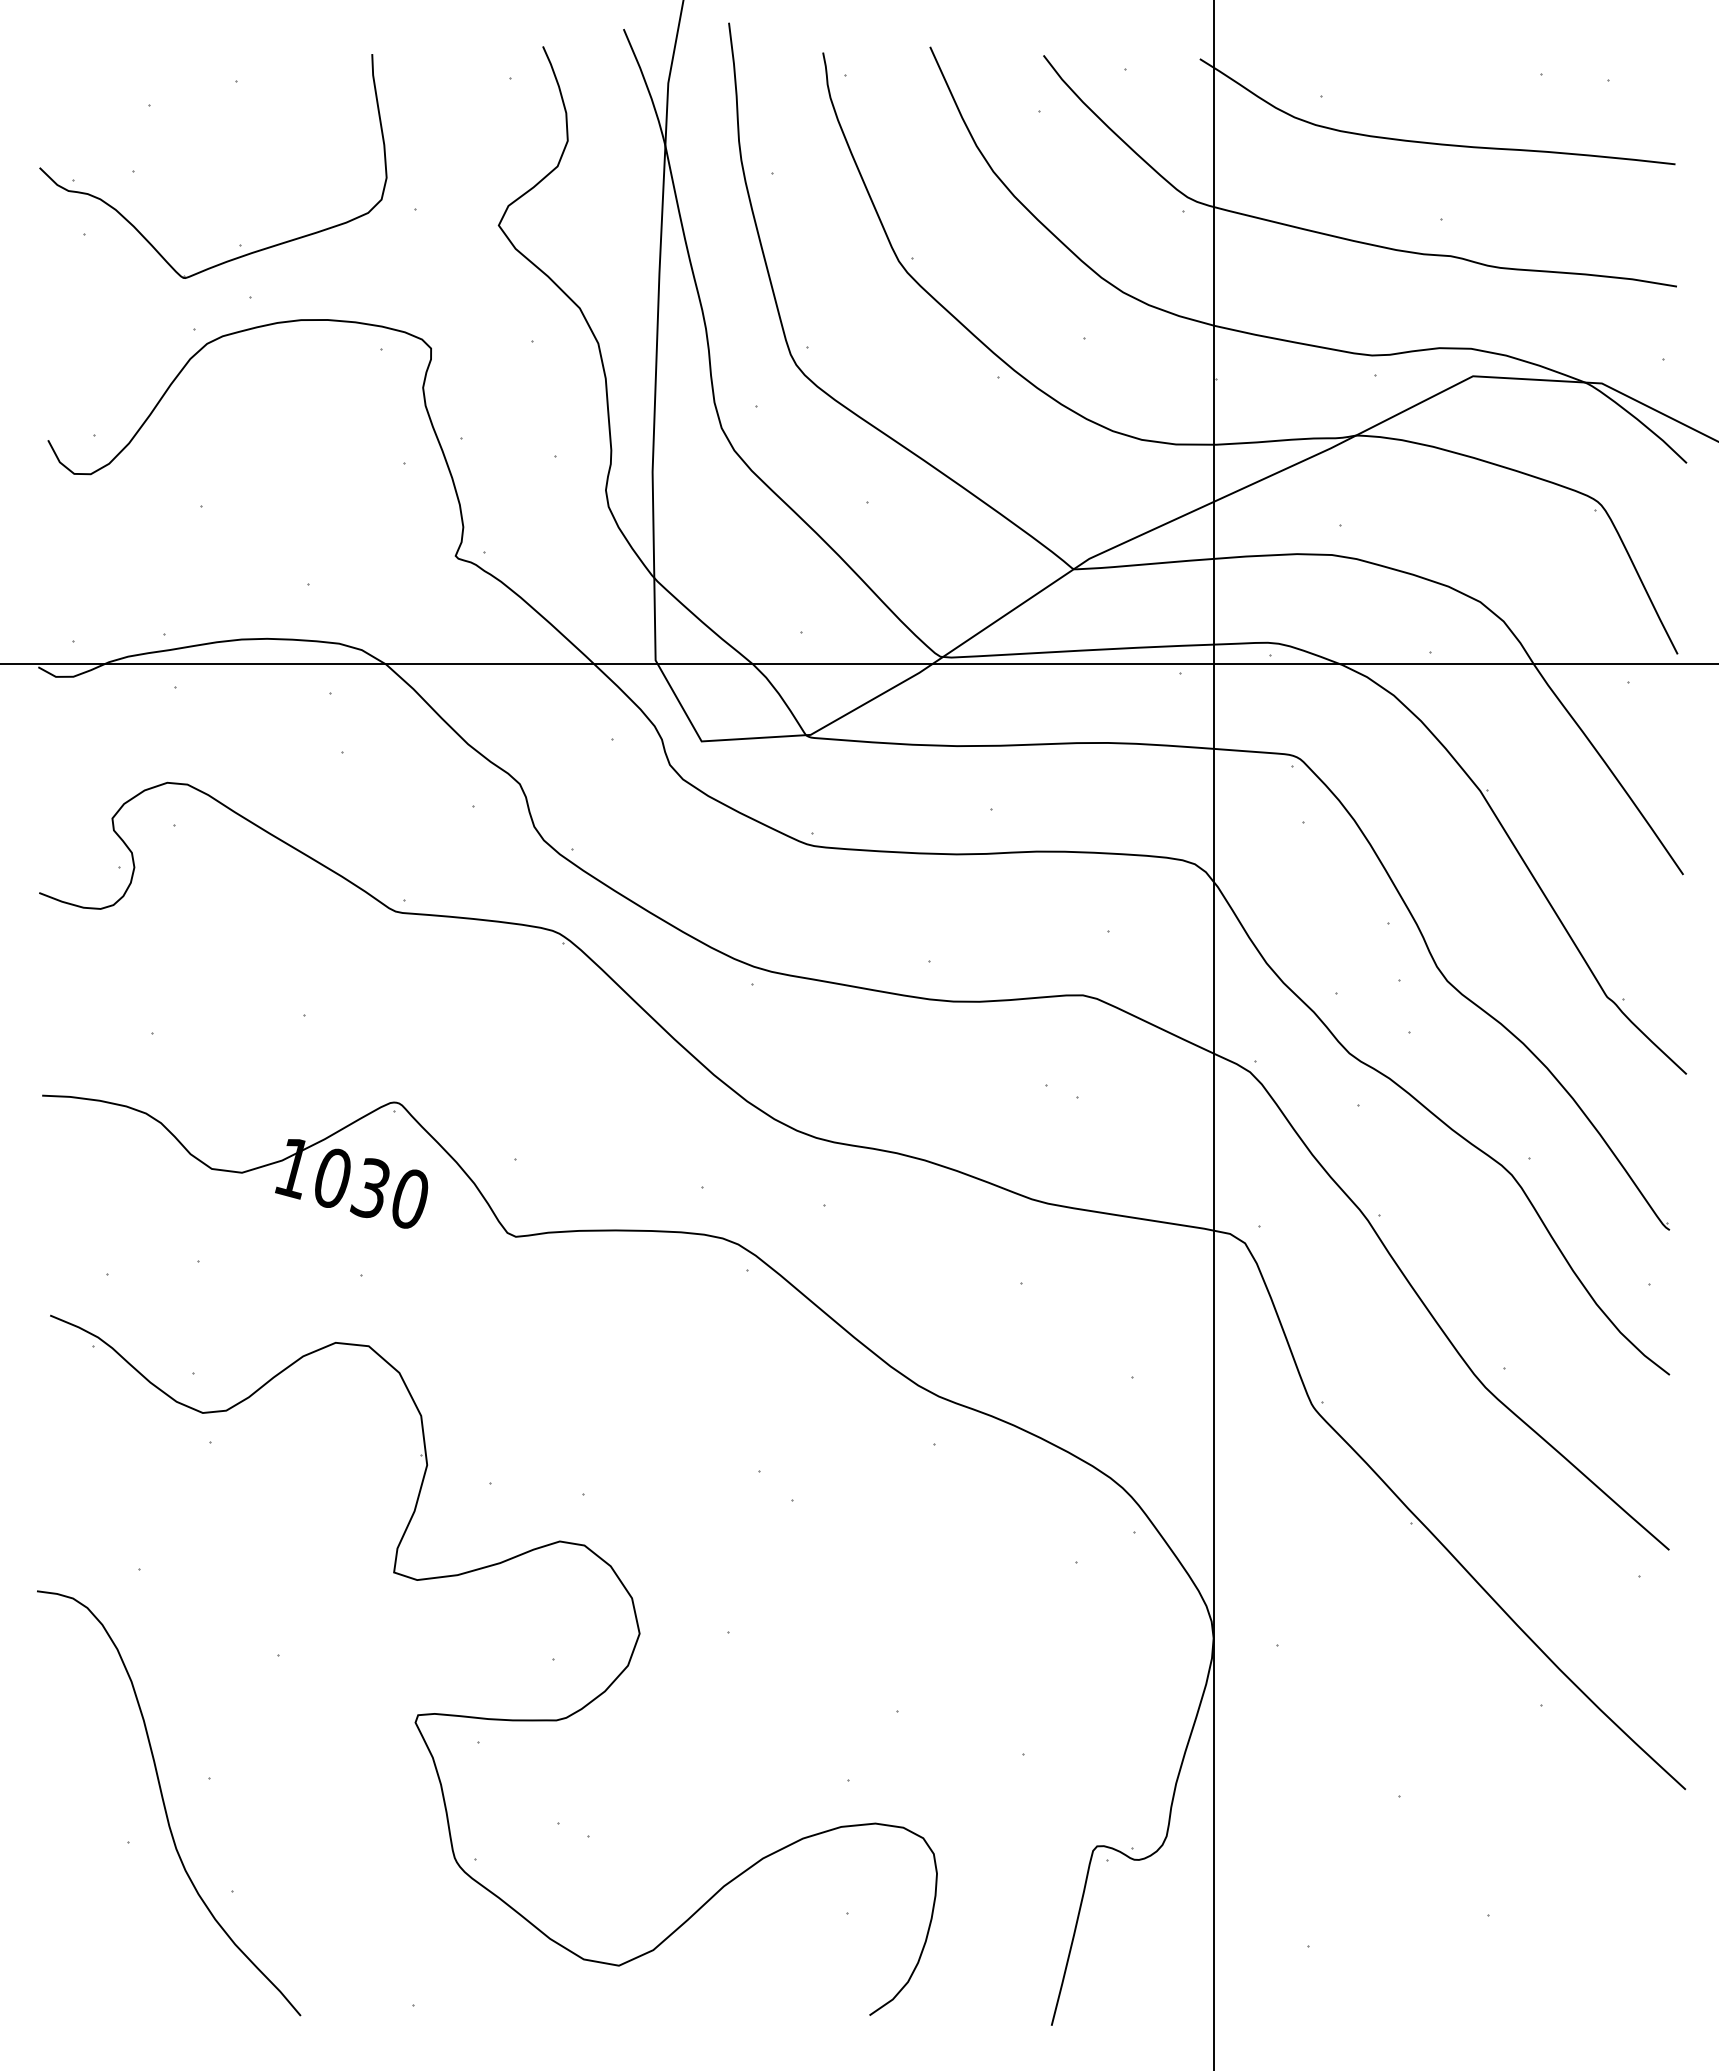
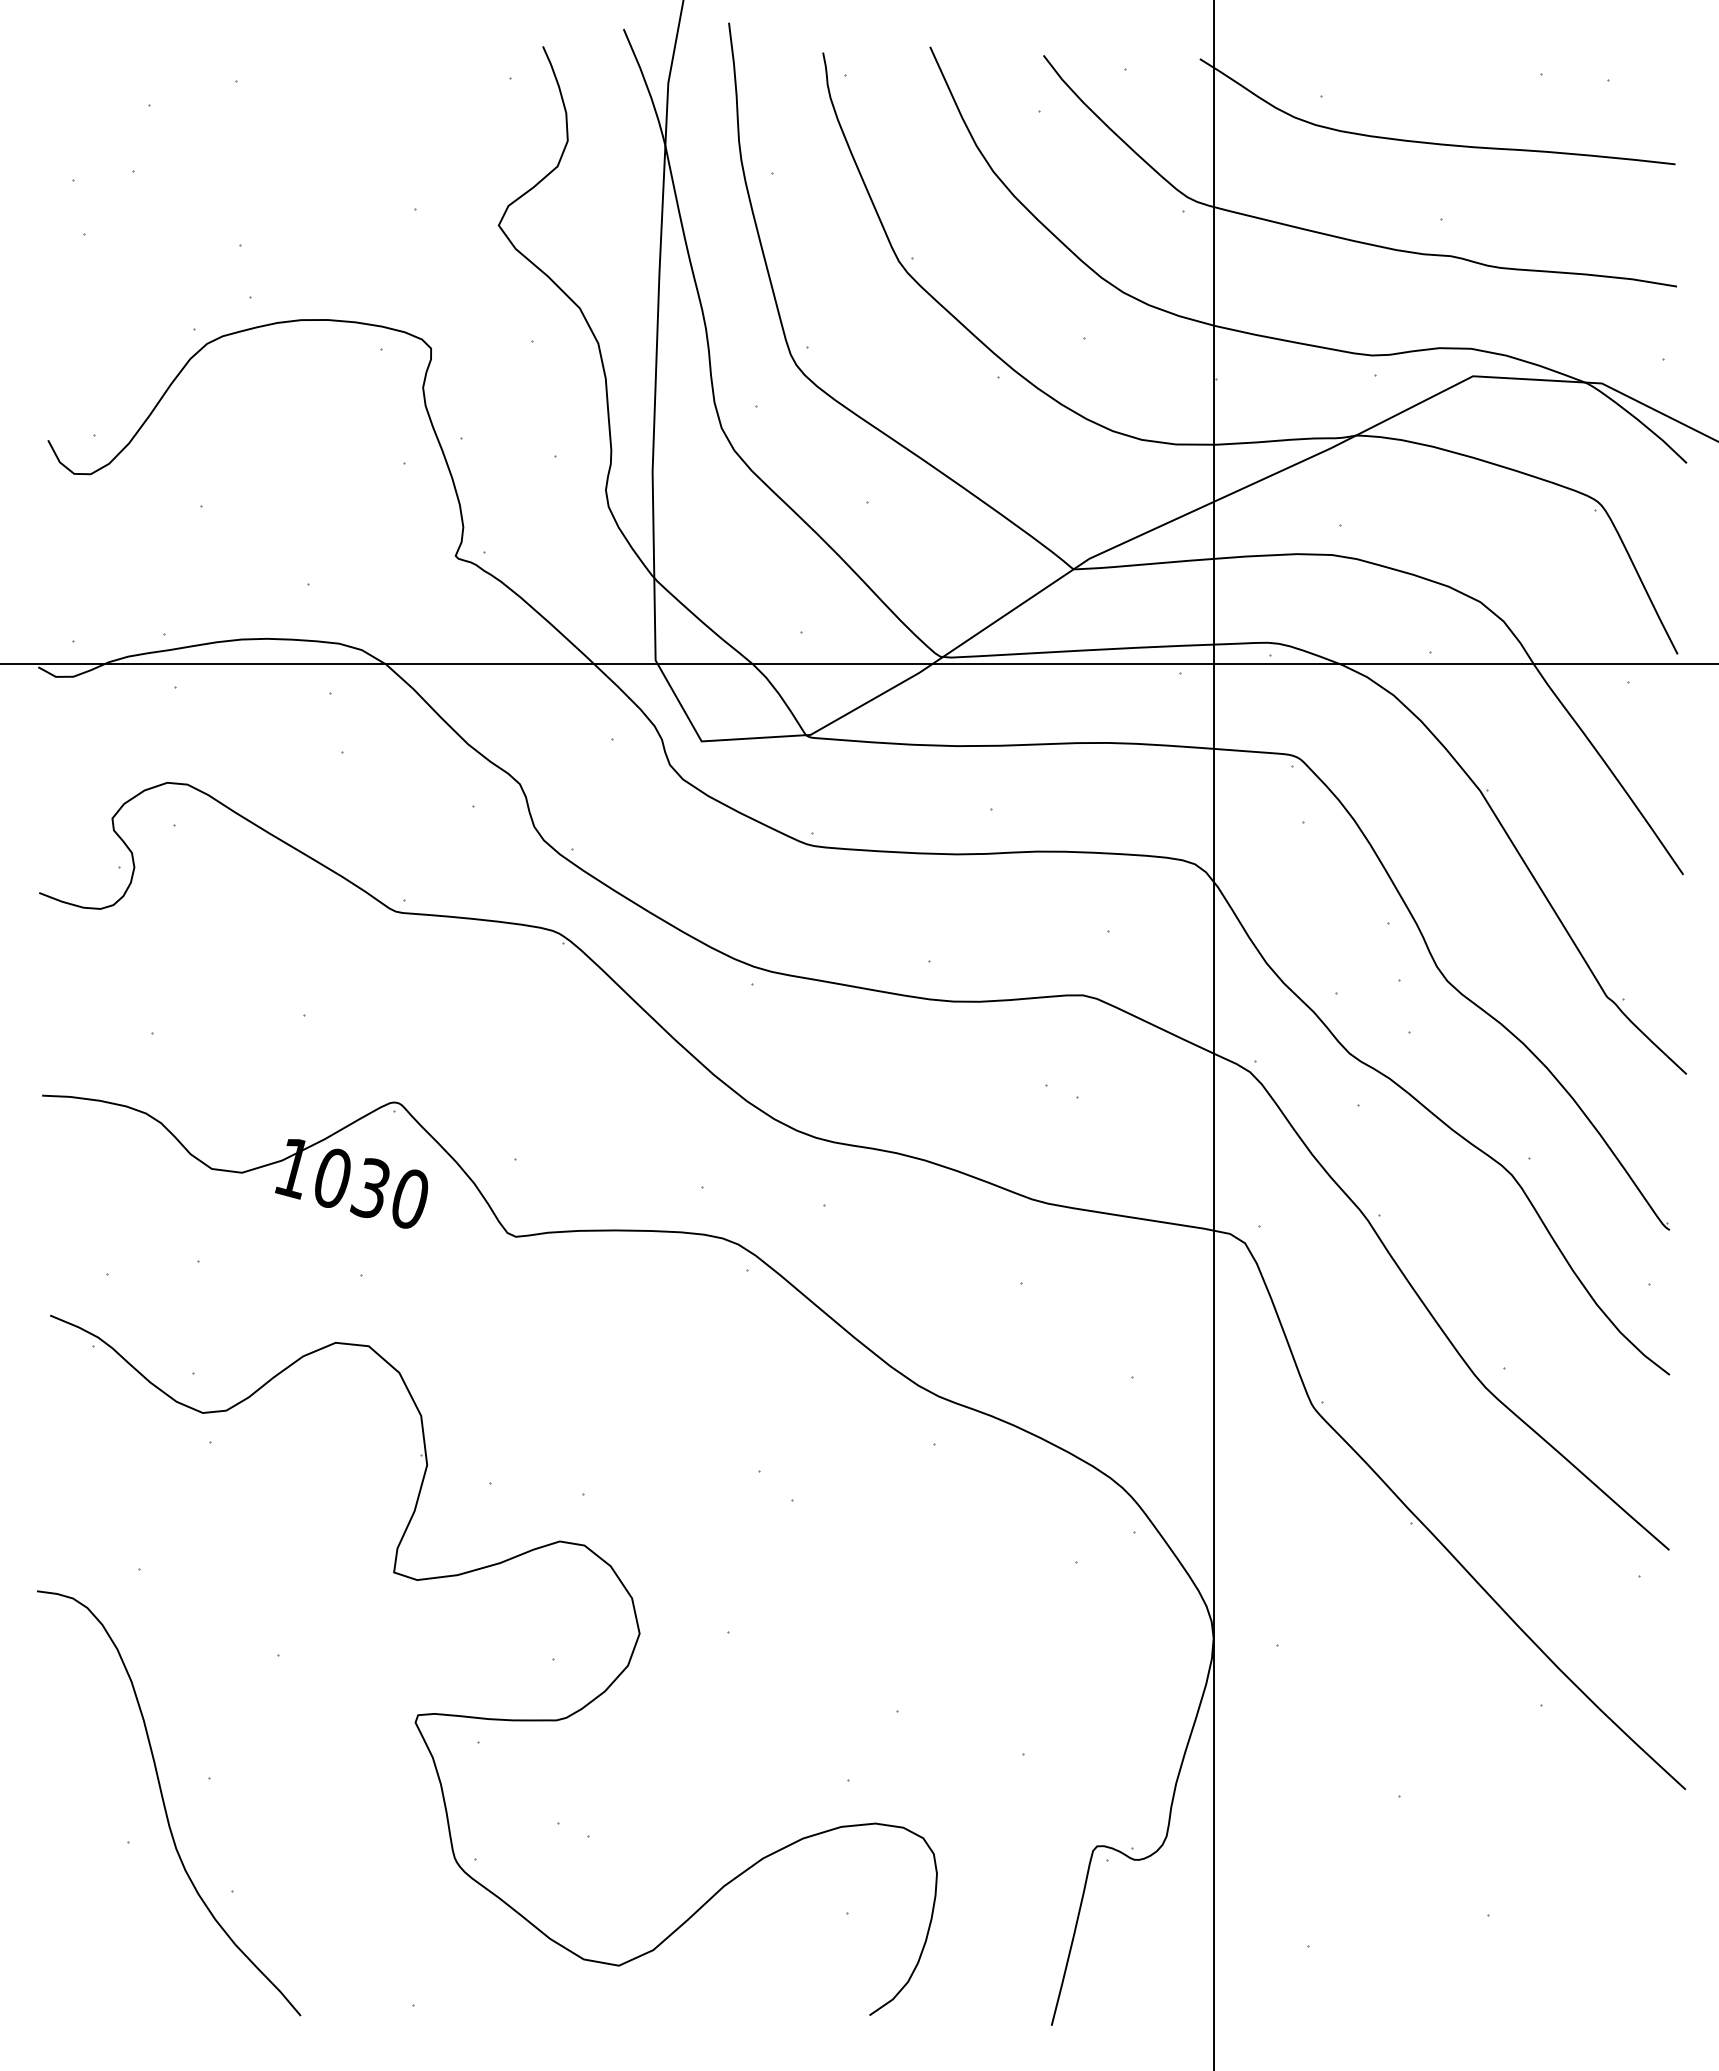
part: present -> none (244, 254)
